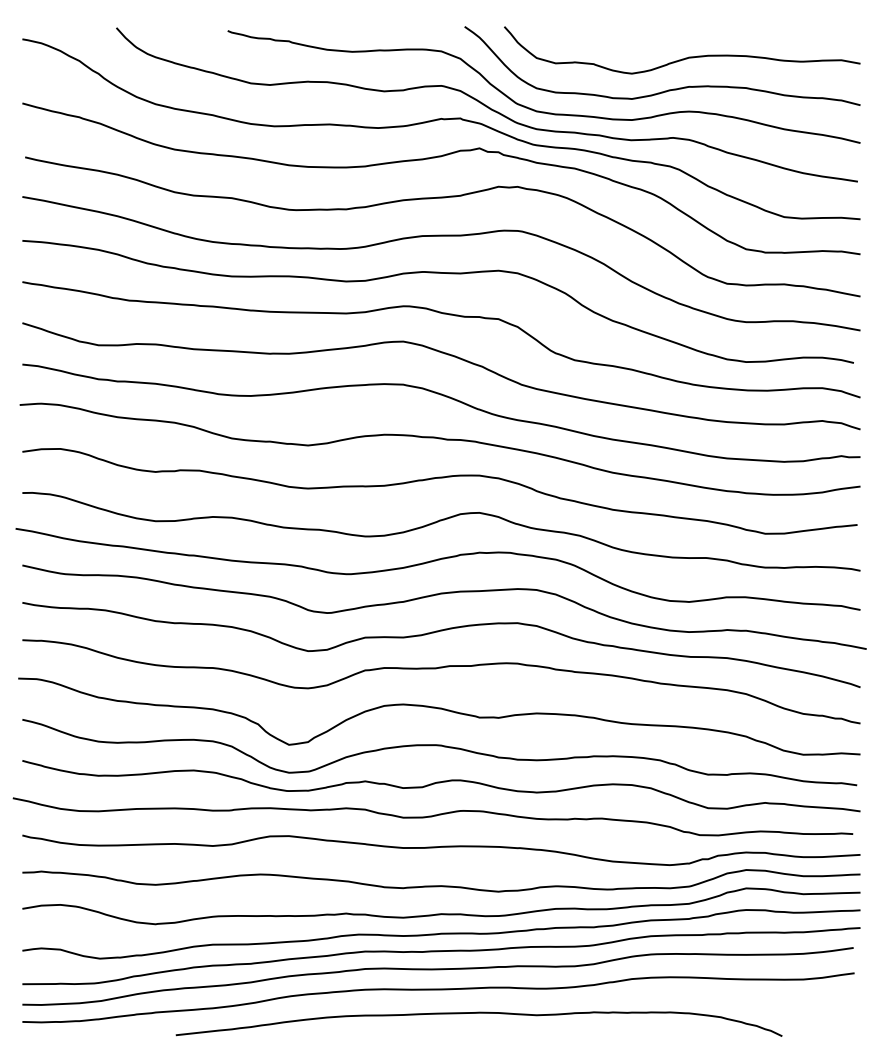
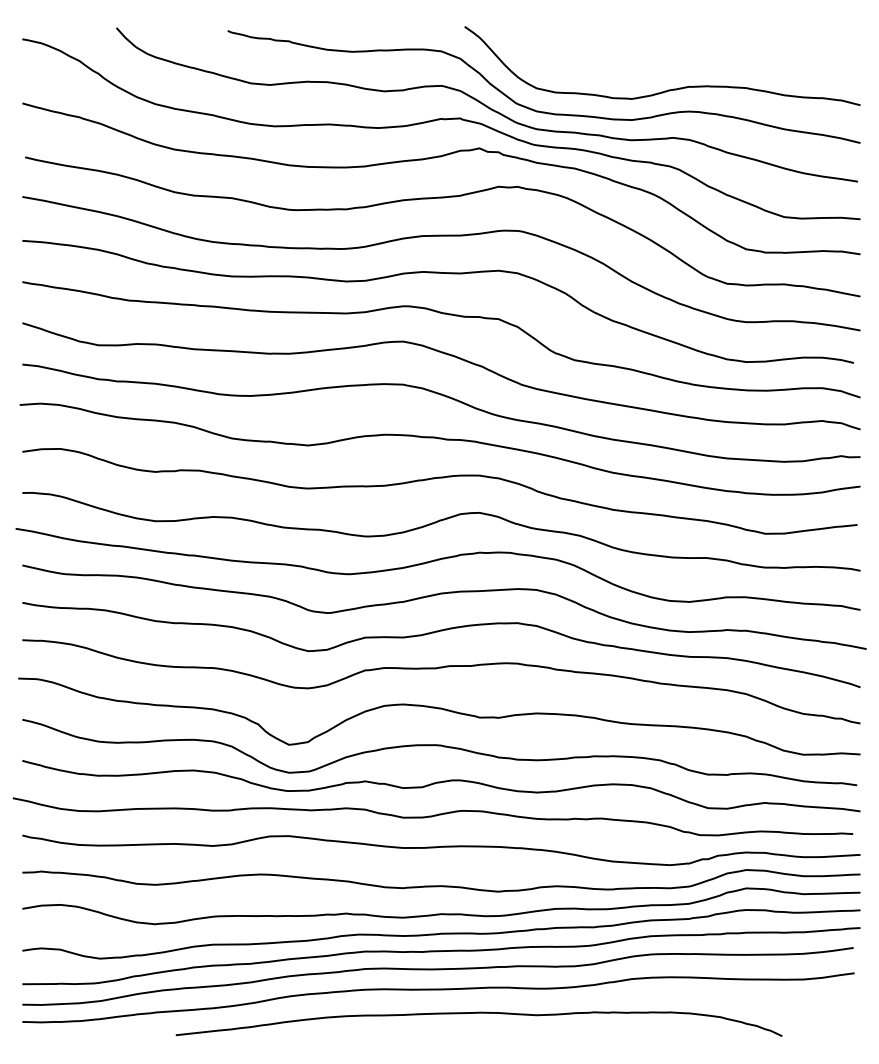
curve: present -> none (685, 57)
